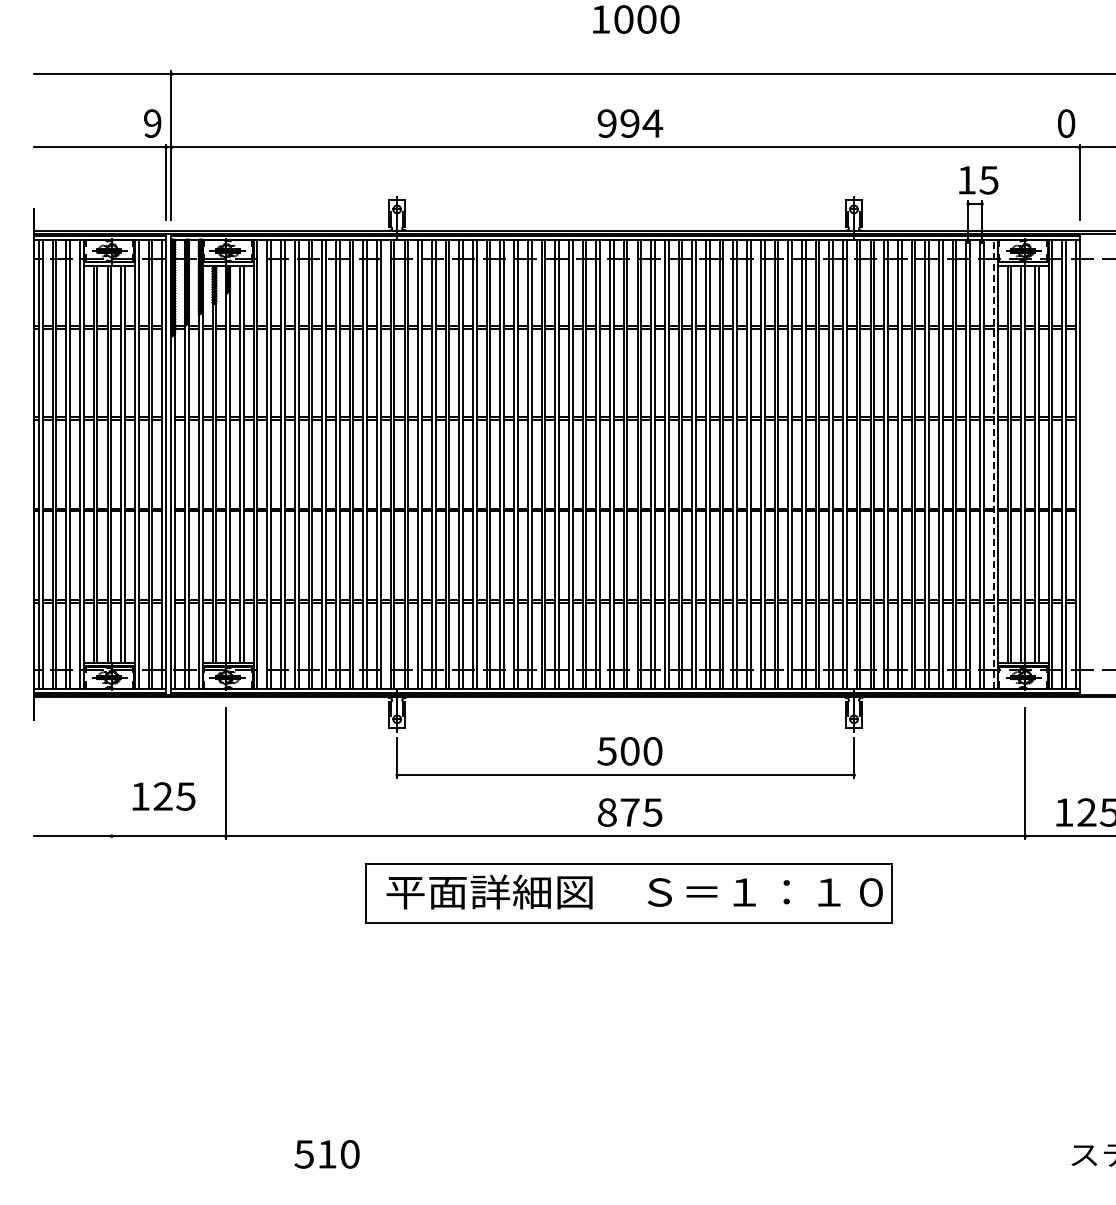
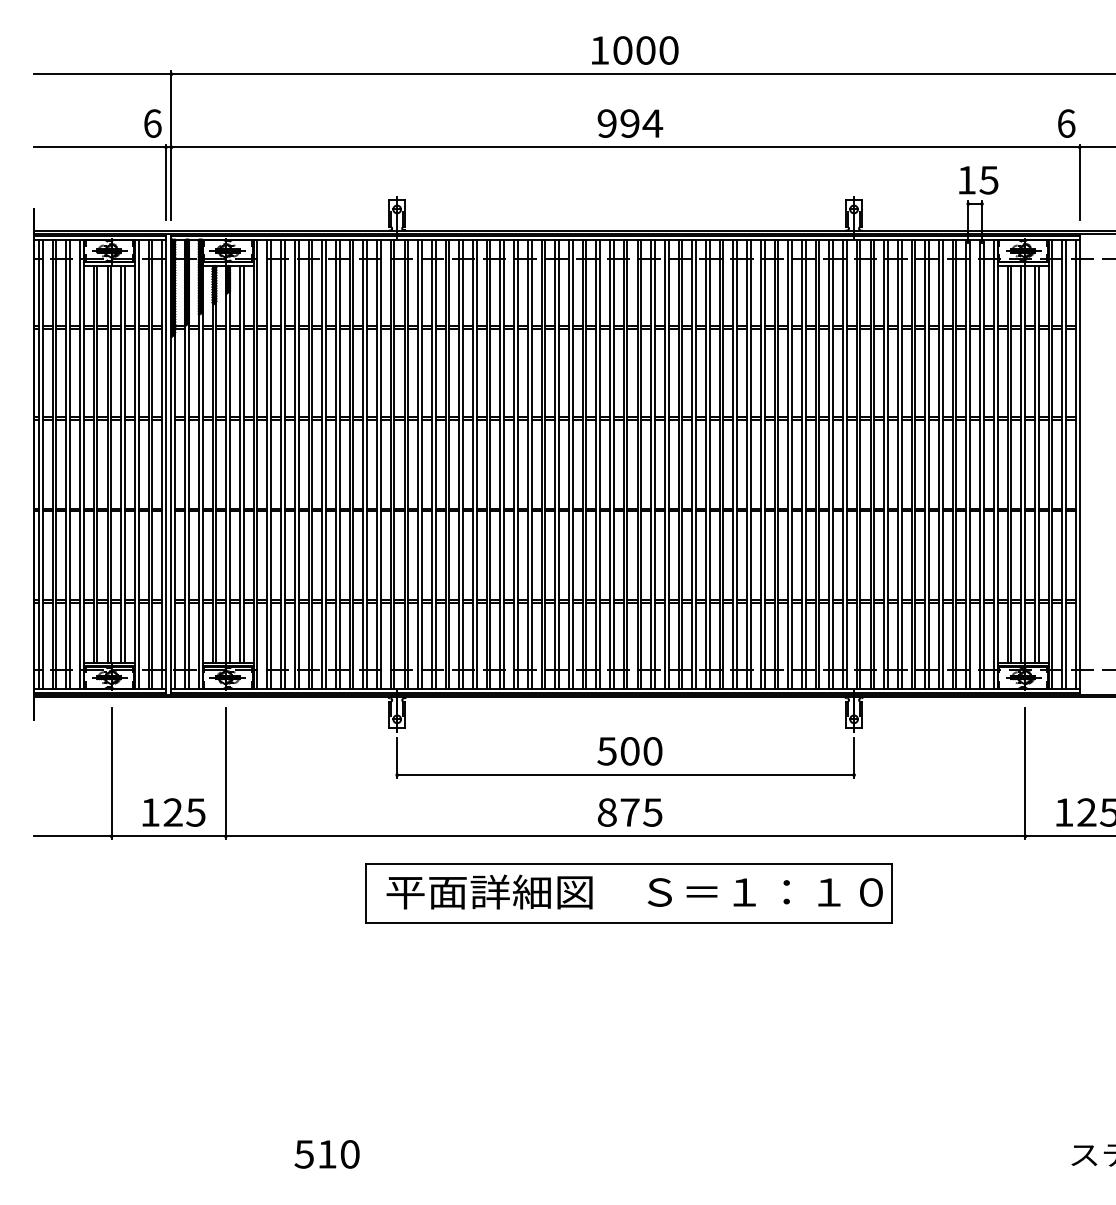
text position: (636, 19) -> (635, 50) (635, 50)
text: 9 -> 6 (152, 123)
text: 0 -> 6 (1066, 123)
line: dashed -> solid (993, 464)
line: none -> present (111, 773)
text position: (163, 796) -> (173, 812) (173, 812)
